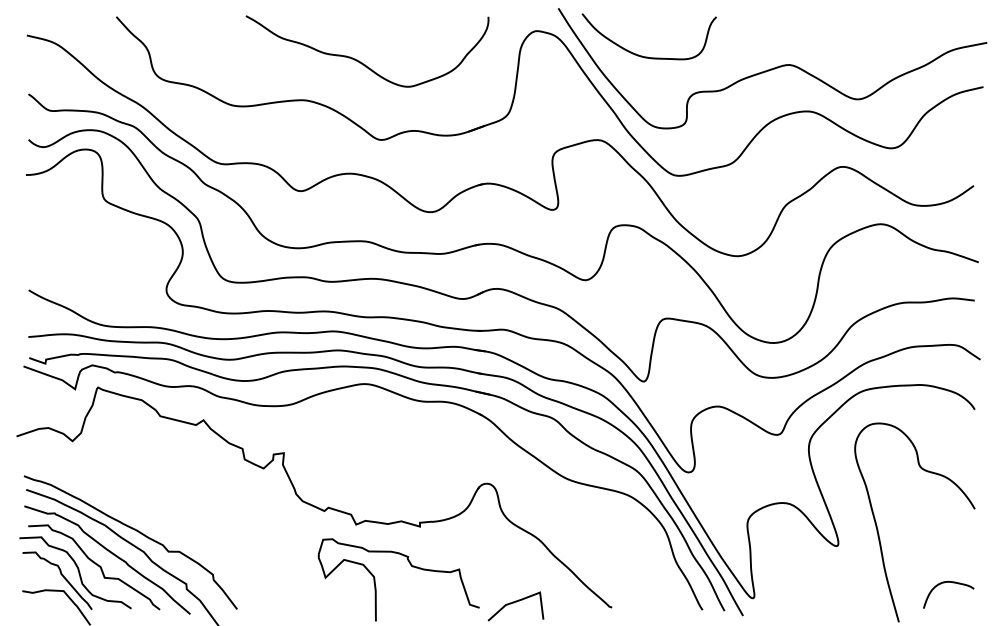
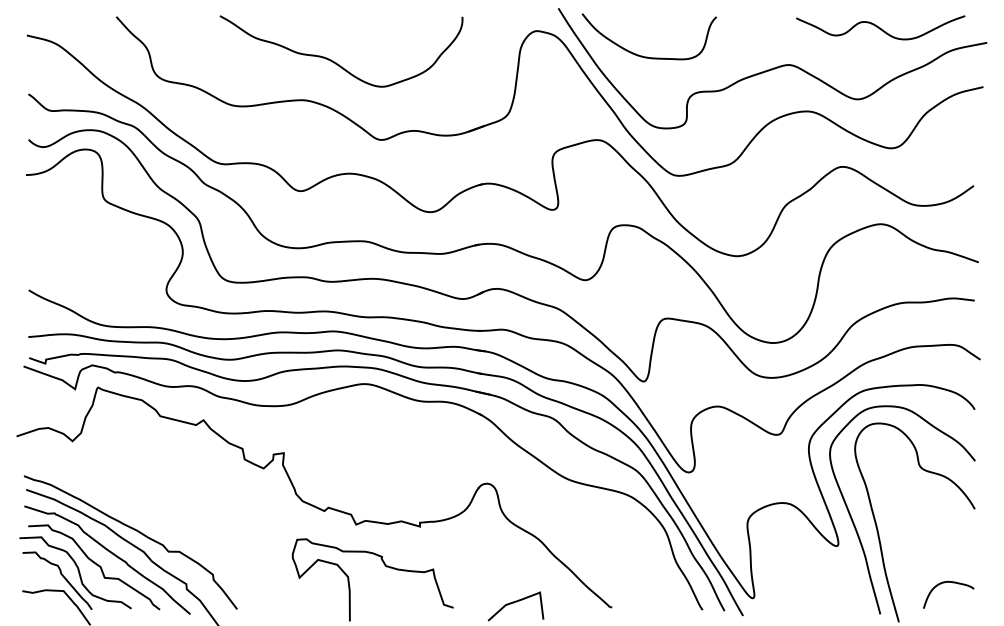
curve: none -> present (880, 27)
curve position: (359, 60) -> (333, 60) (333, 60)
curve: none -> present (855, 525)
curve position: (411, 566) -> (385, 566) (385, 566)
